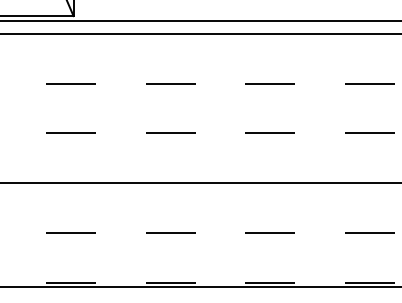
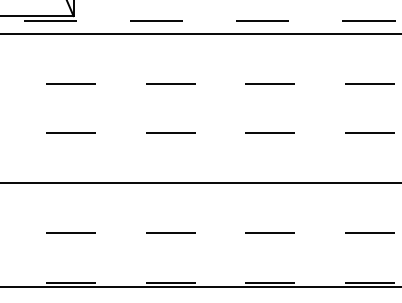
line: solid -> dashed (201, 21)
